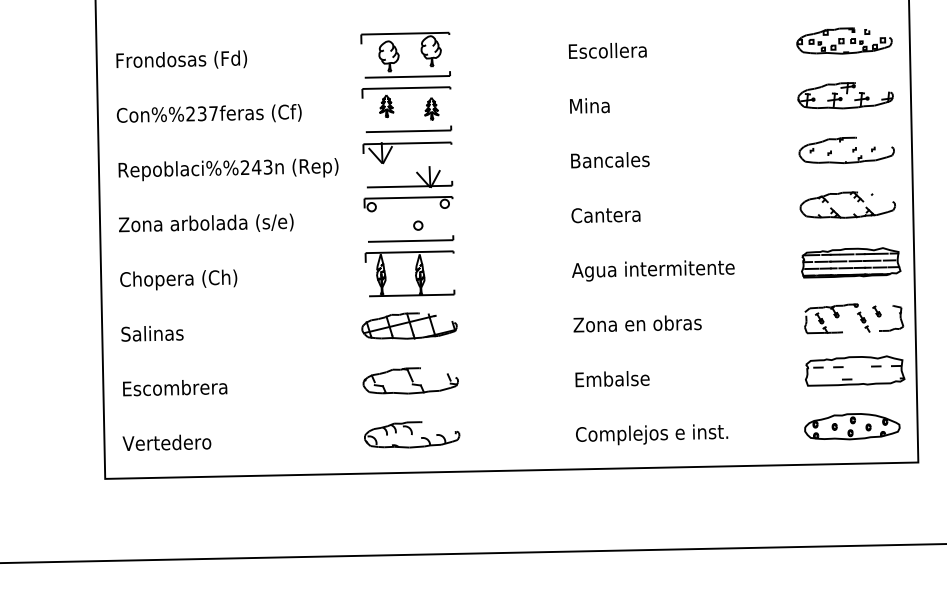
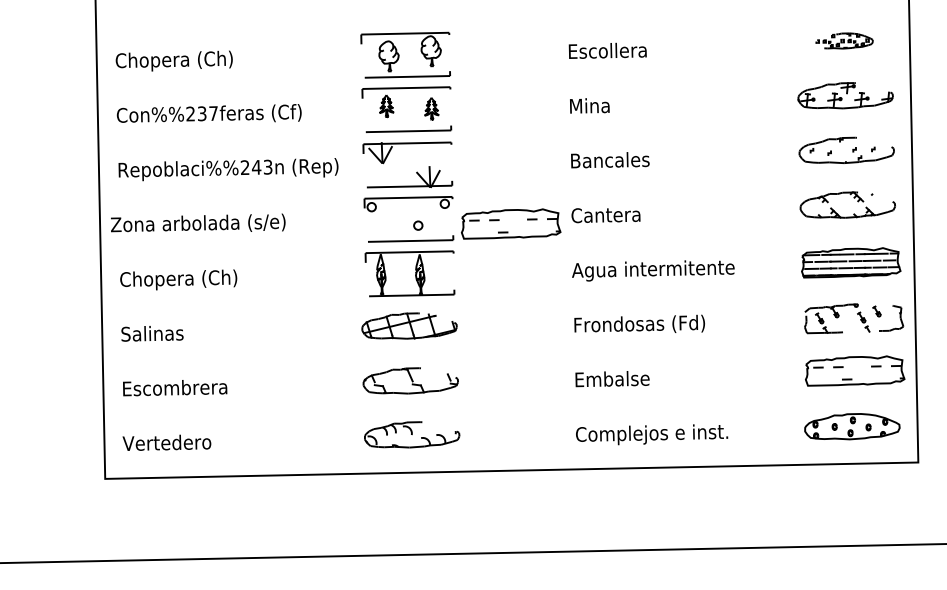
part size: 97x28 px -> 59x18 px (844, 40)
text: Frondosas (Fd) -> Chopera (Ch) (181, 60)
text position: (206, 222) -> (198, 222) (198, 222)
part: none -> present (511, 223)
text: Zona en obras -> Frondosas (Fd) (638, 323)
